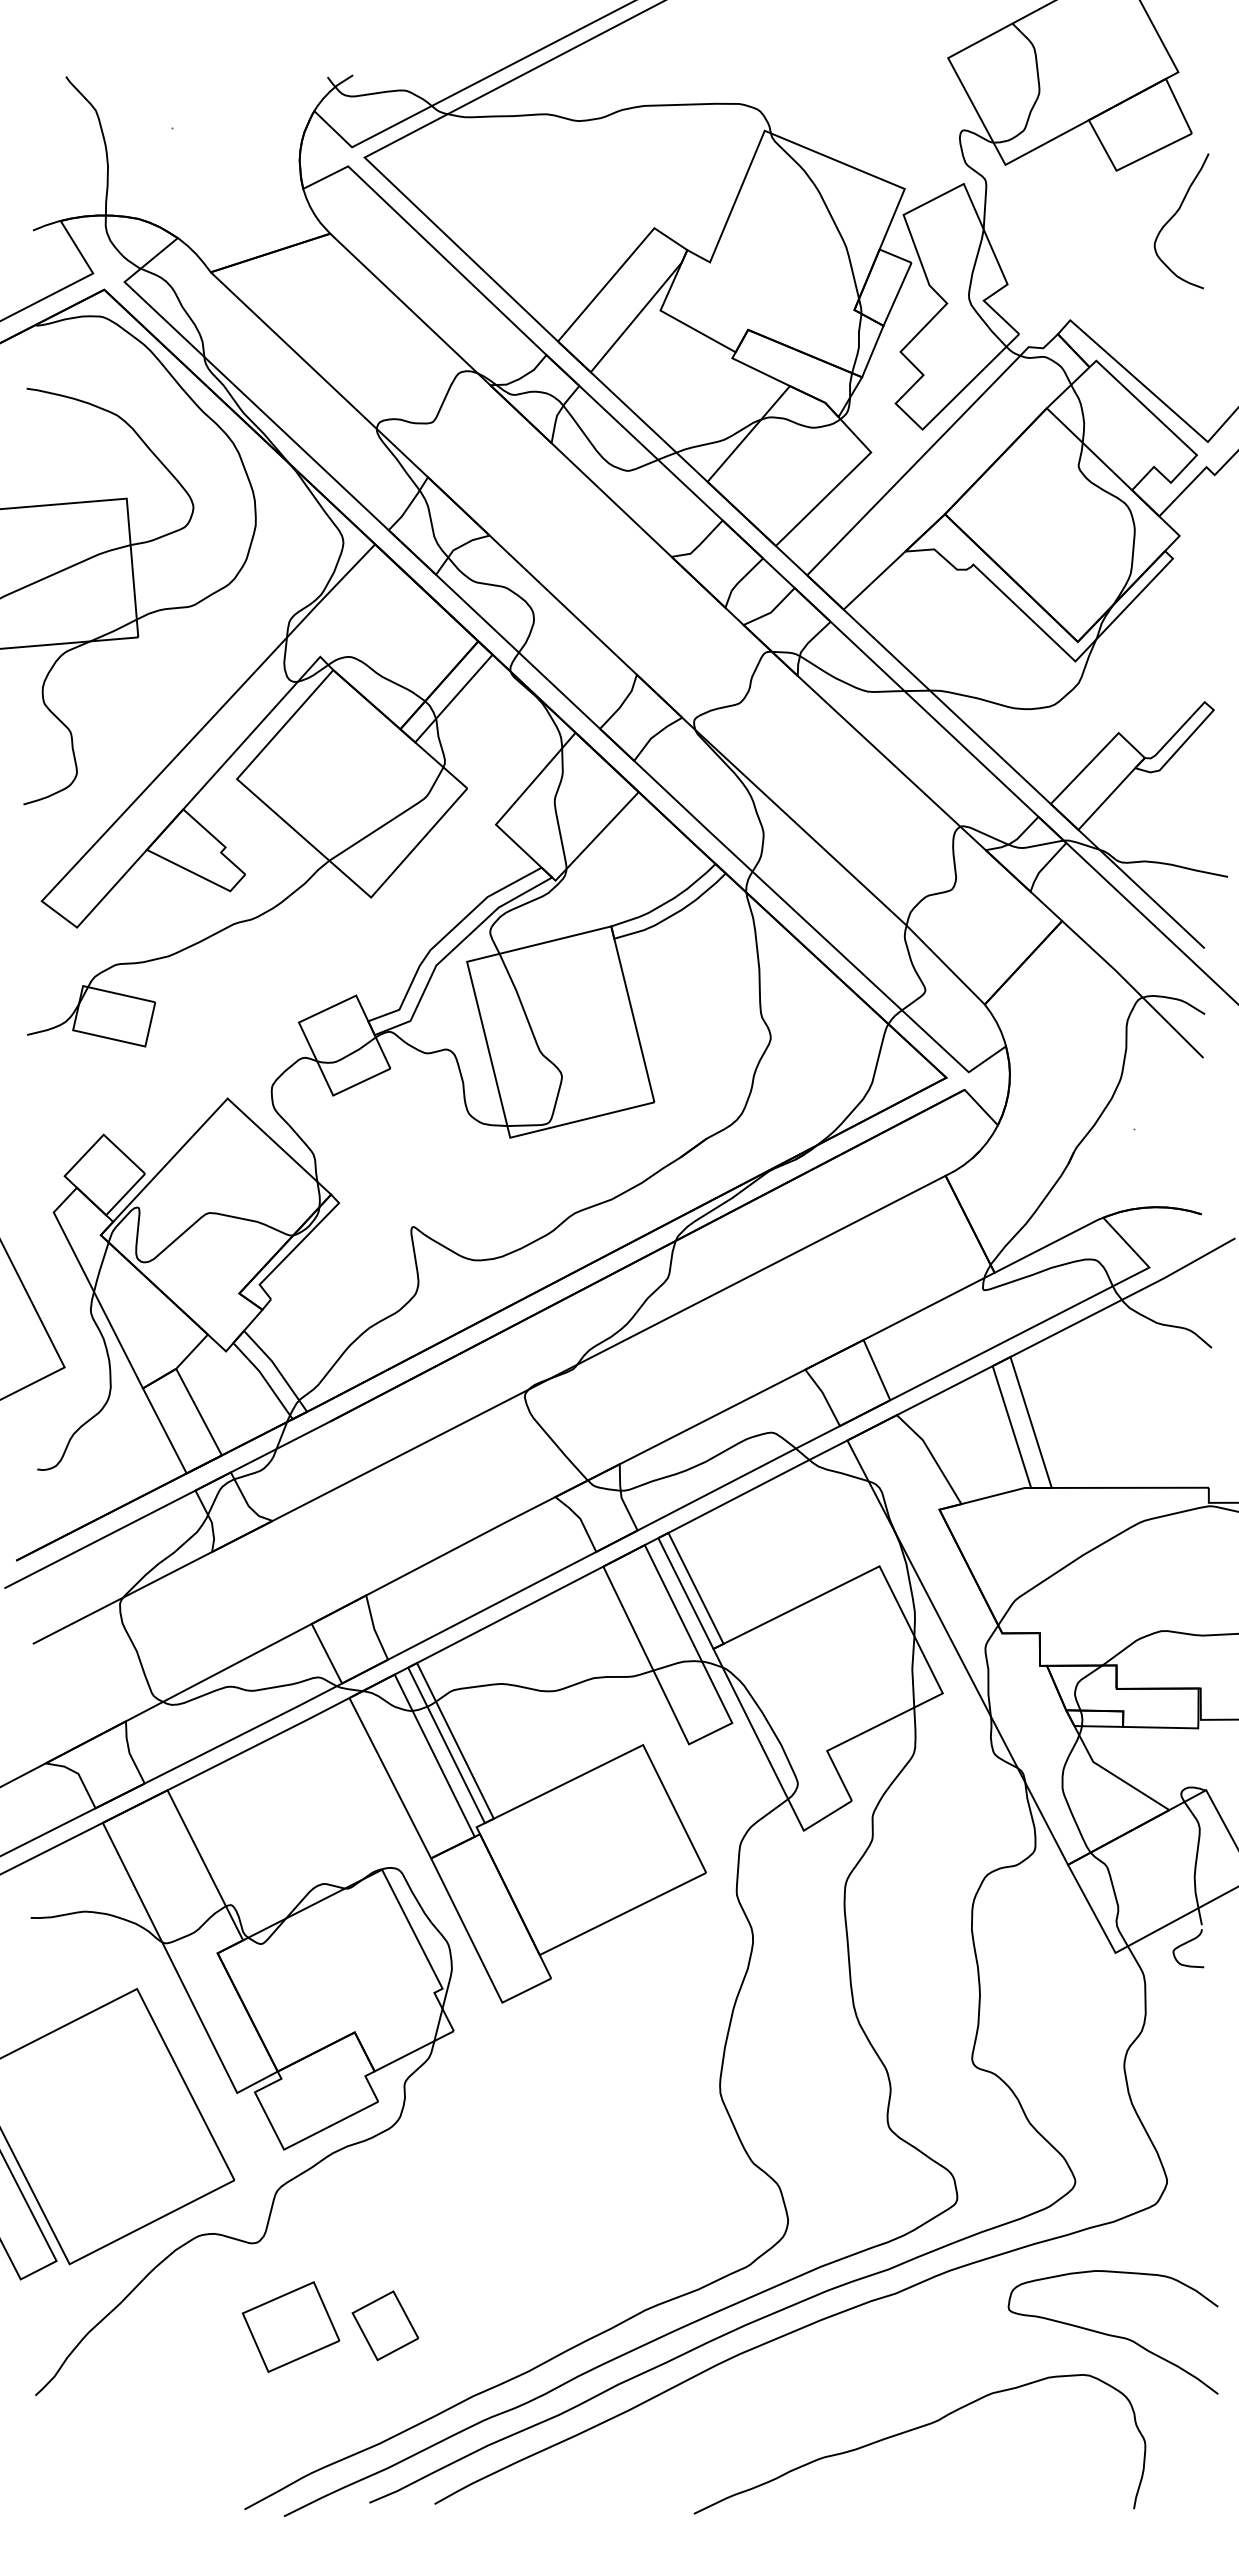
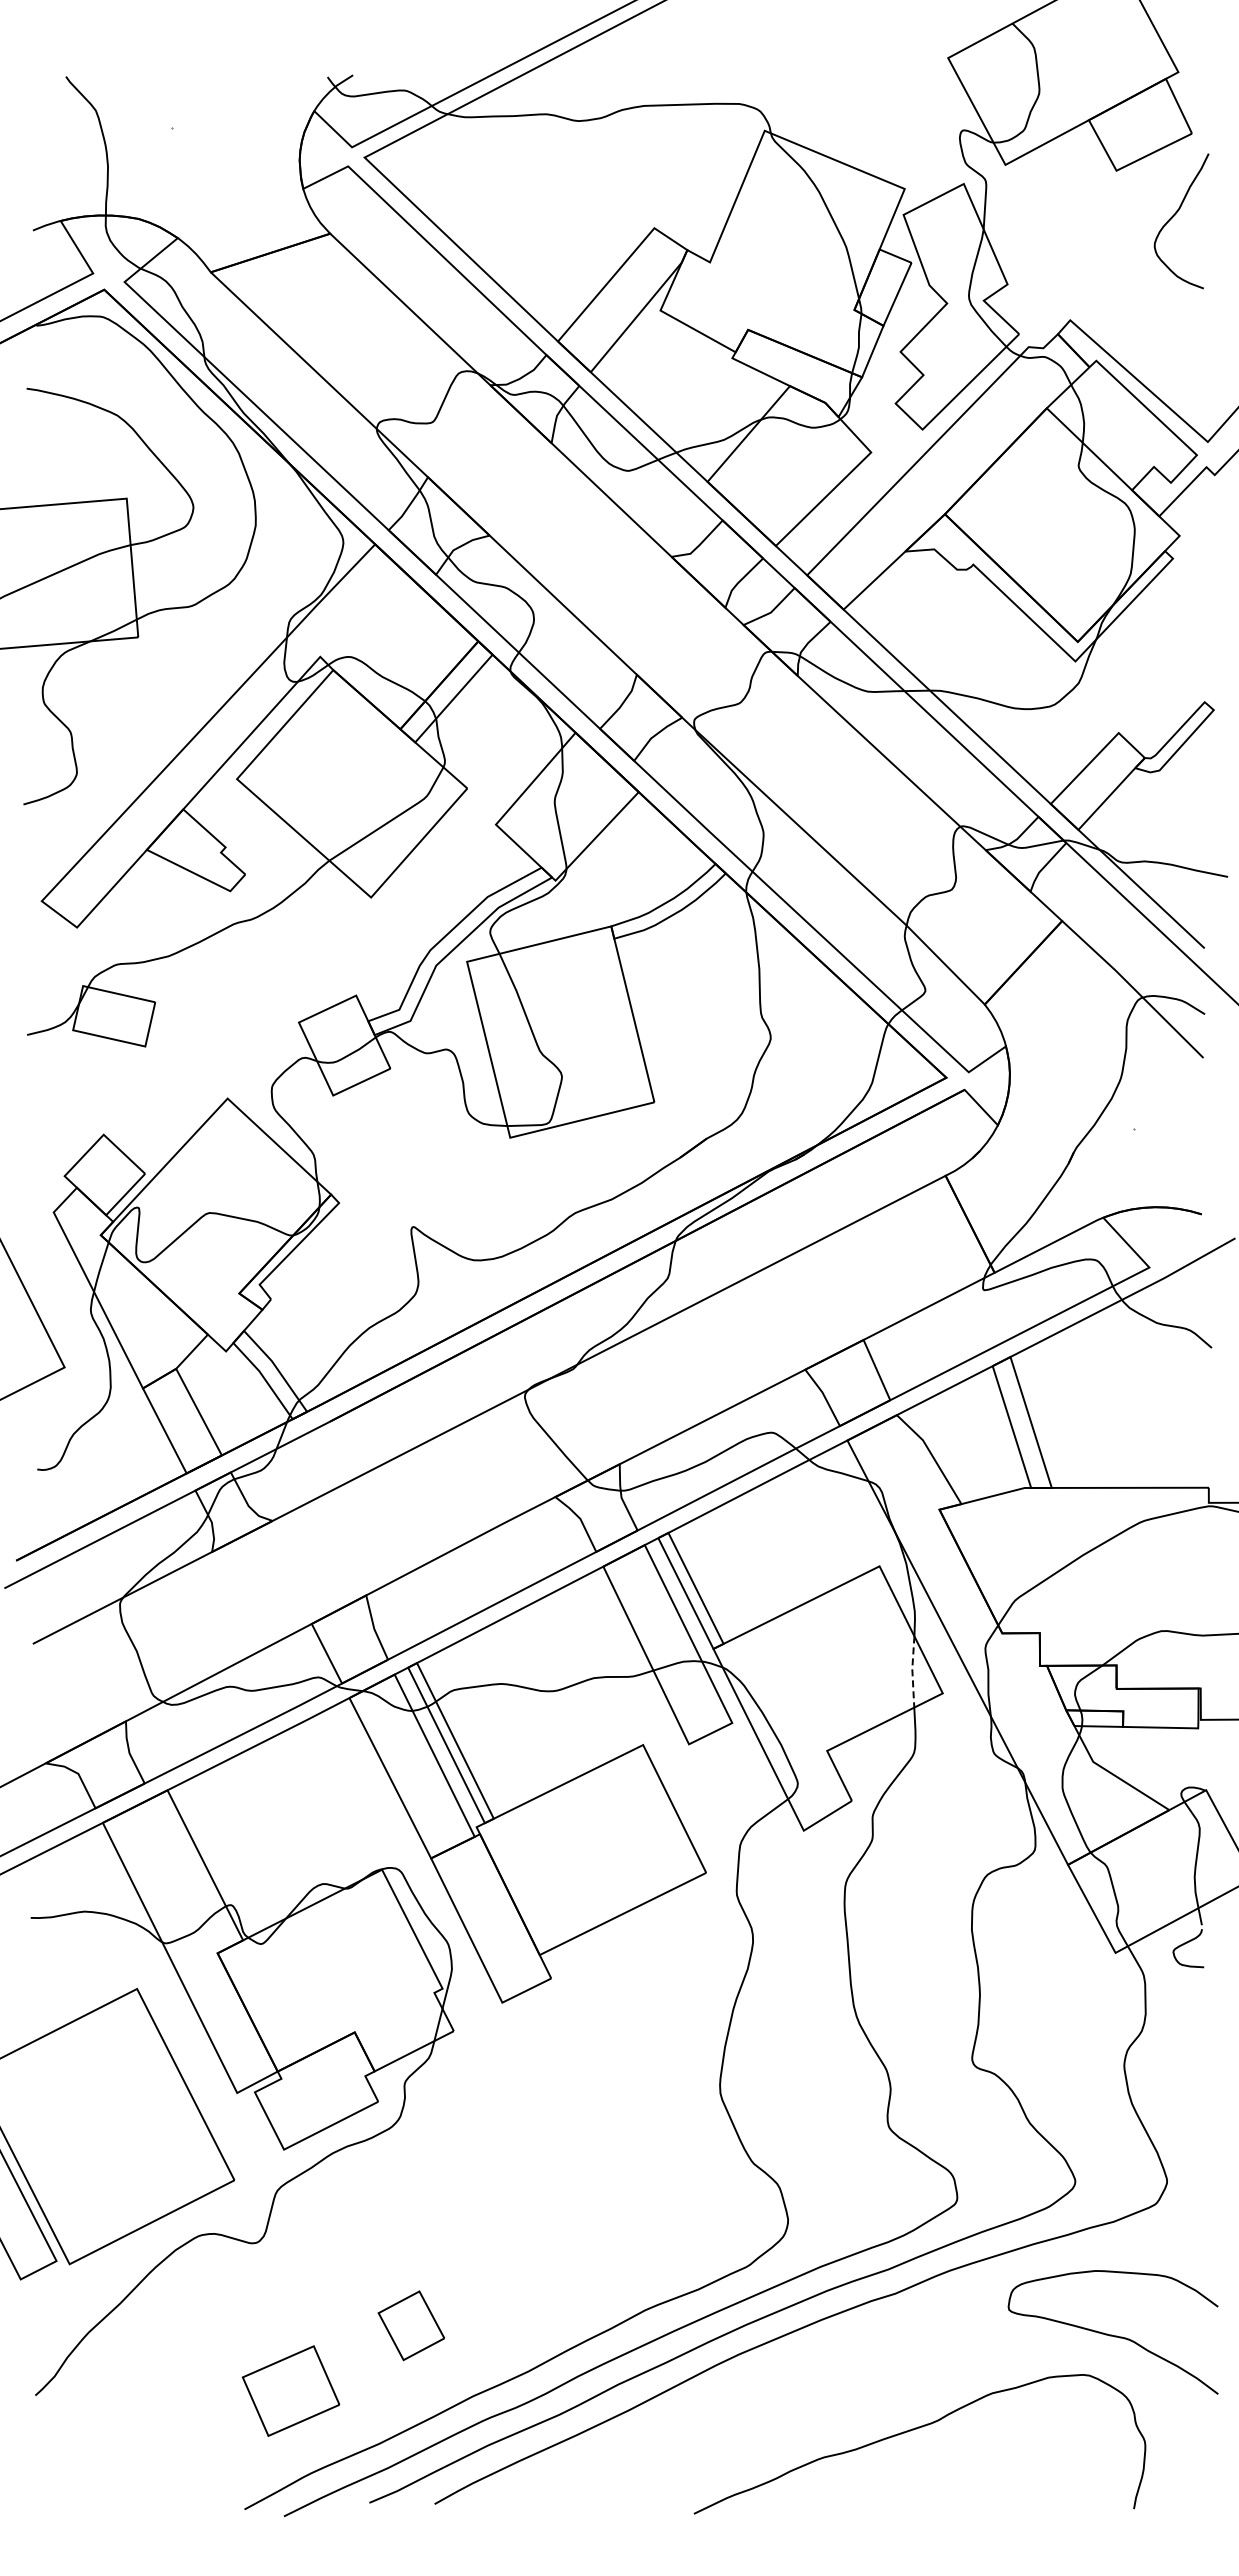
line: solid -> dashed (912, 1672)
part position: (384, 2325) -> (410, 2325) (410, 2325)
part position: (290, 2326) -> (290, 2390) (290, 2390)
